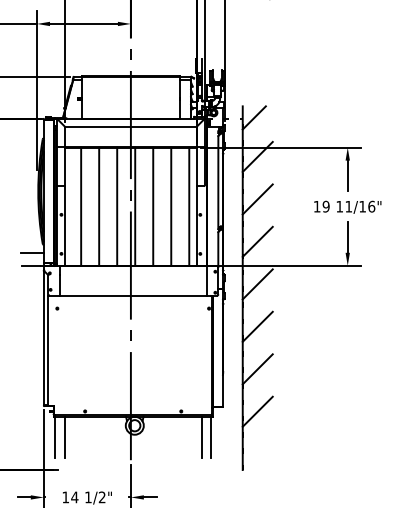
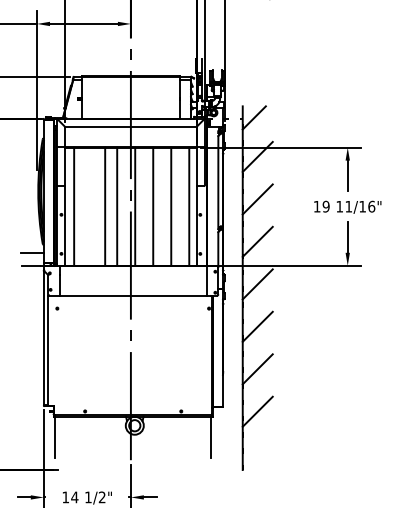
line position: (81, 206) -> (74, 206) (74, 206)
line position: (99, 206) -> (105, 206) (105, 206)
line: present -> none (64, 437)
line: present -> none (201, 437)
